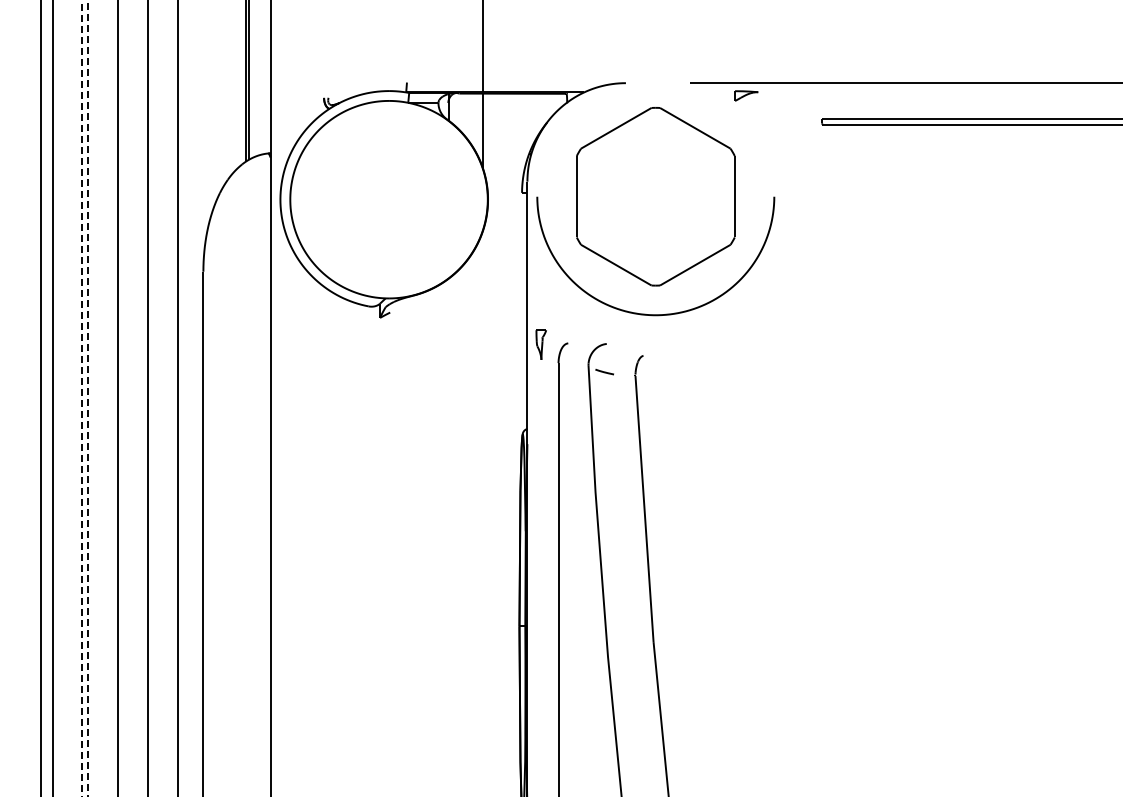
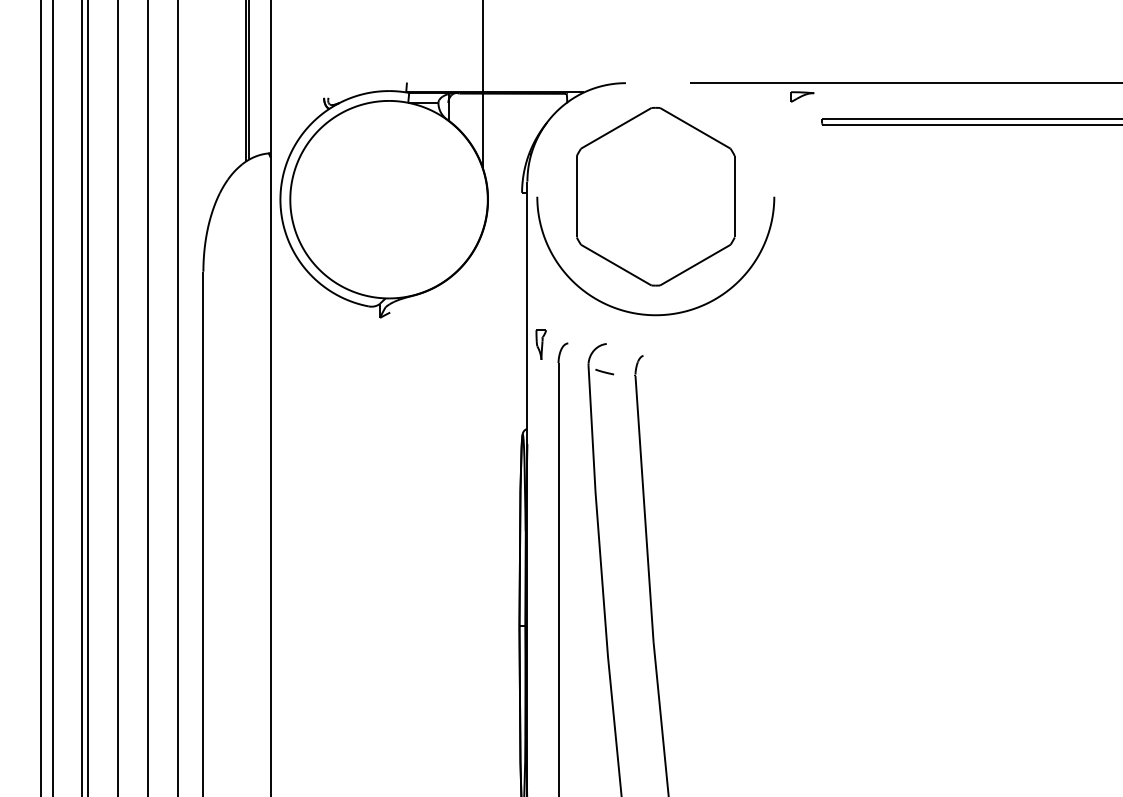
part position: (746, 95) -> (802, 96) (802, 96)
line: dashed -> solid (82, 398)
line: dashed -> solid (88, 398)
